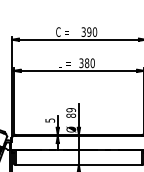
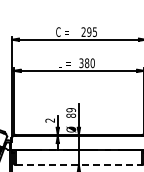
text: 390 -> 295 (89, 31)
text: 5 -> 2 (50, 120)
line: solid -> dashed (79, 165)
